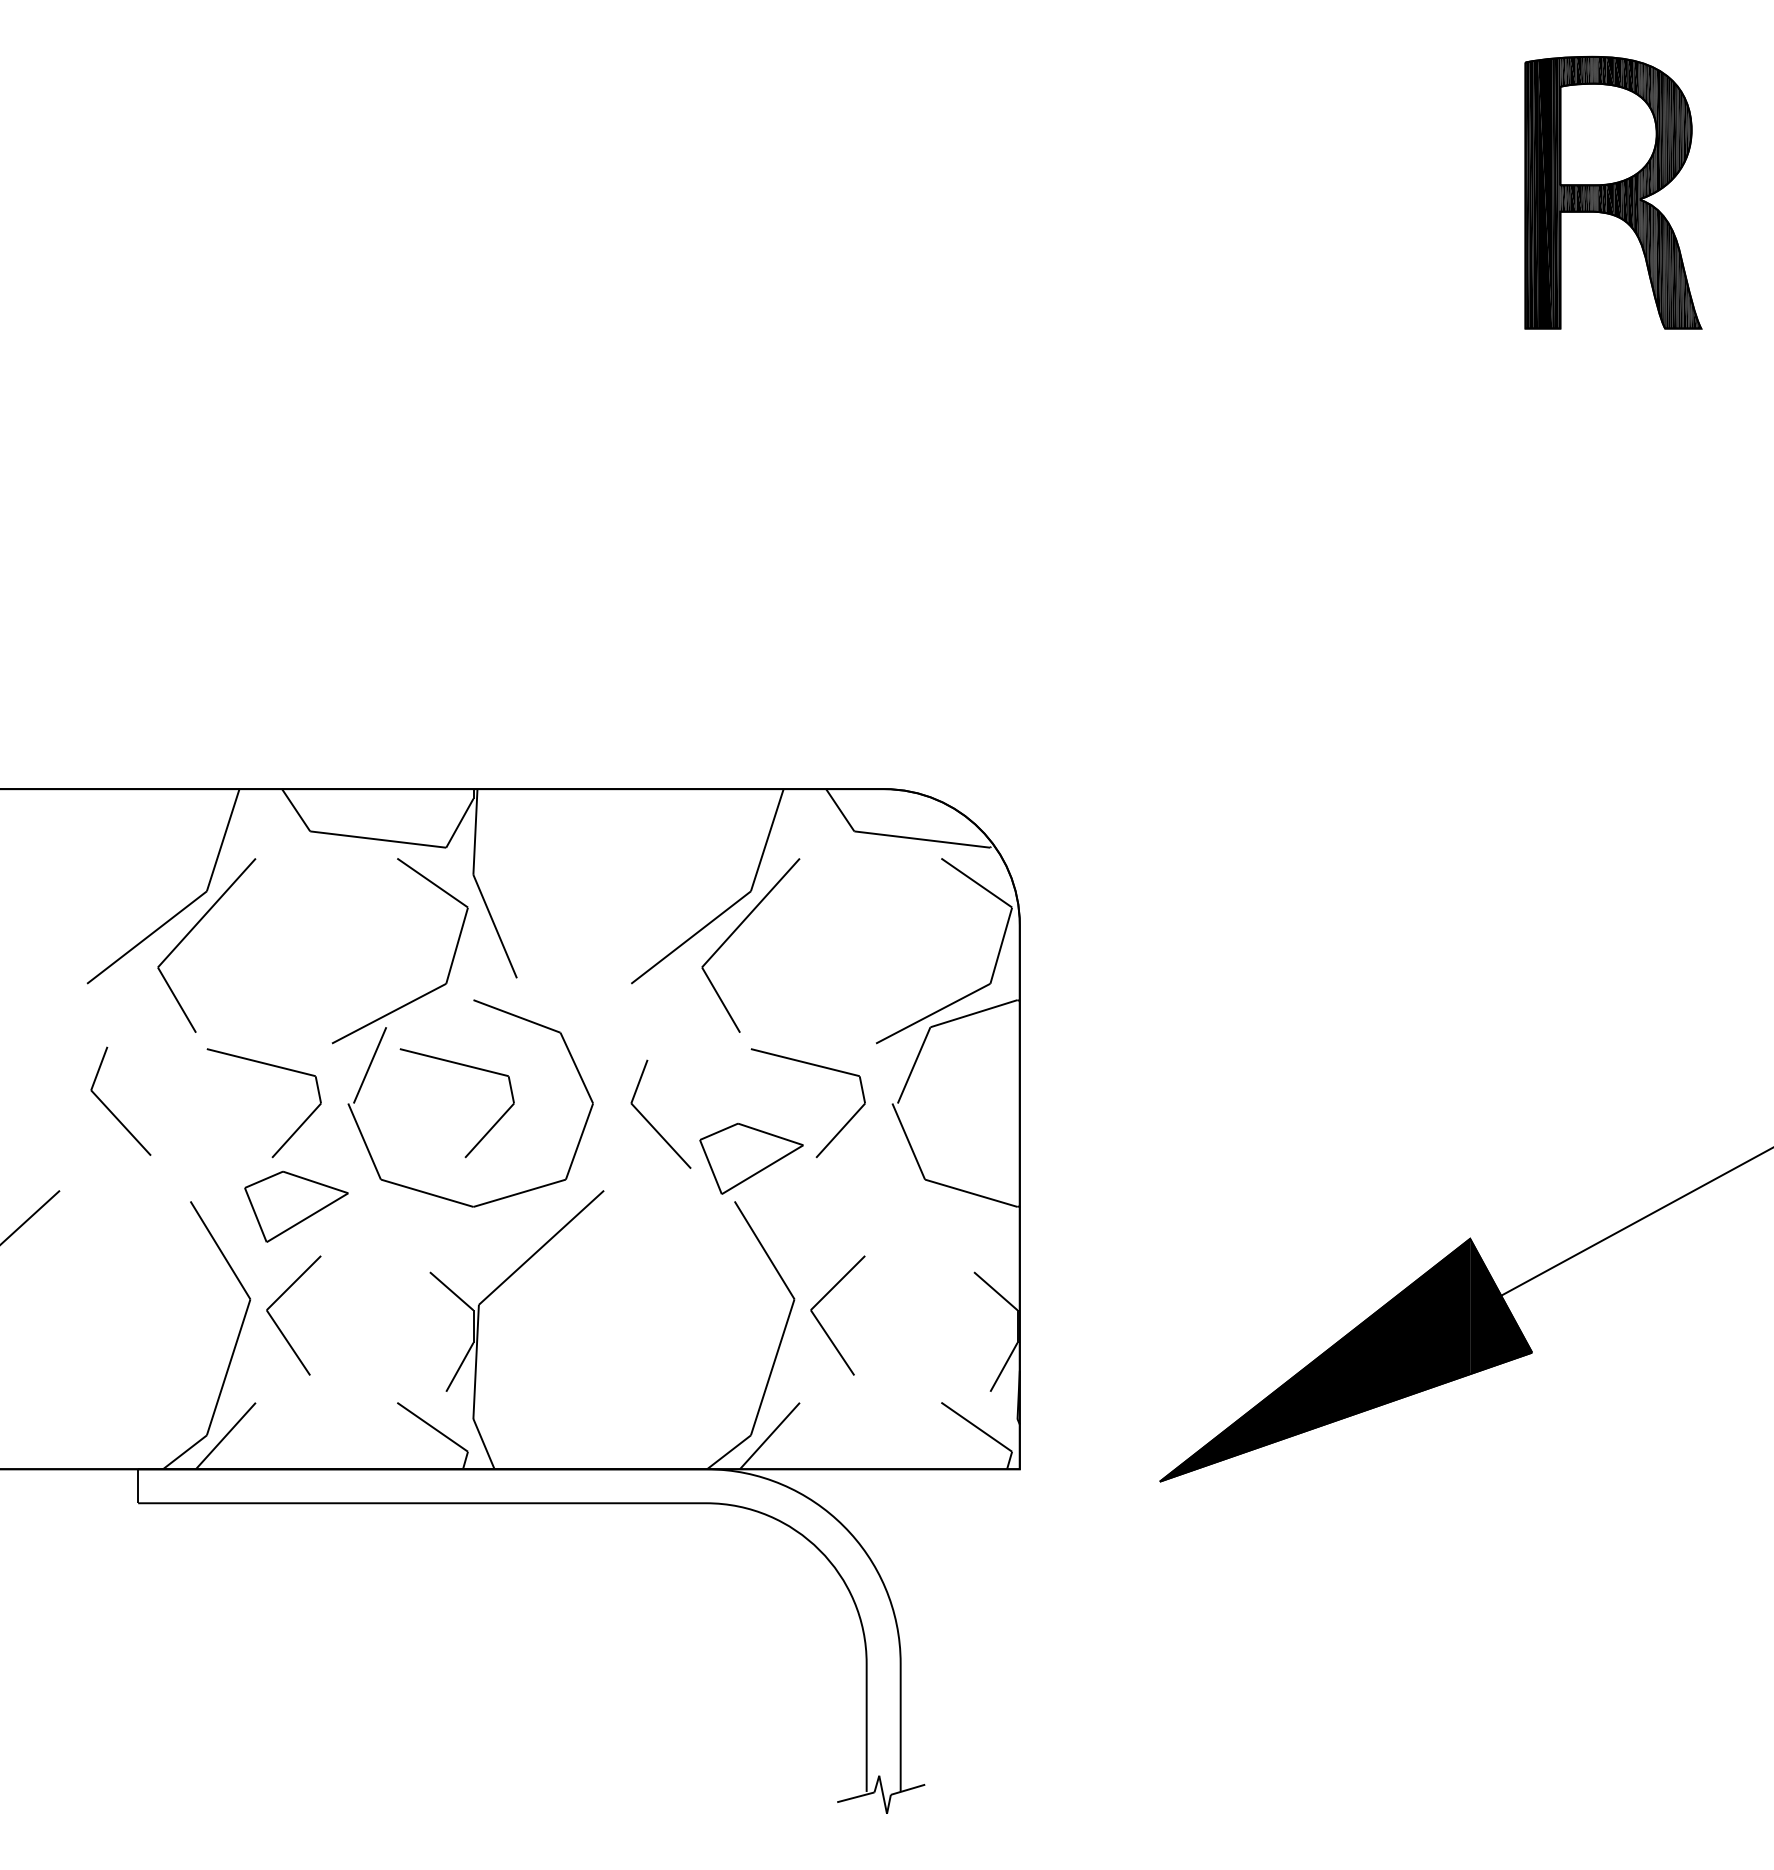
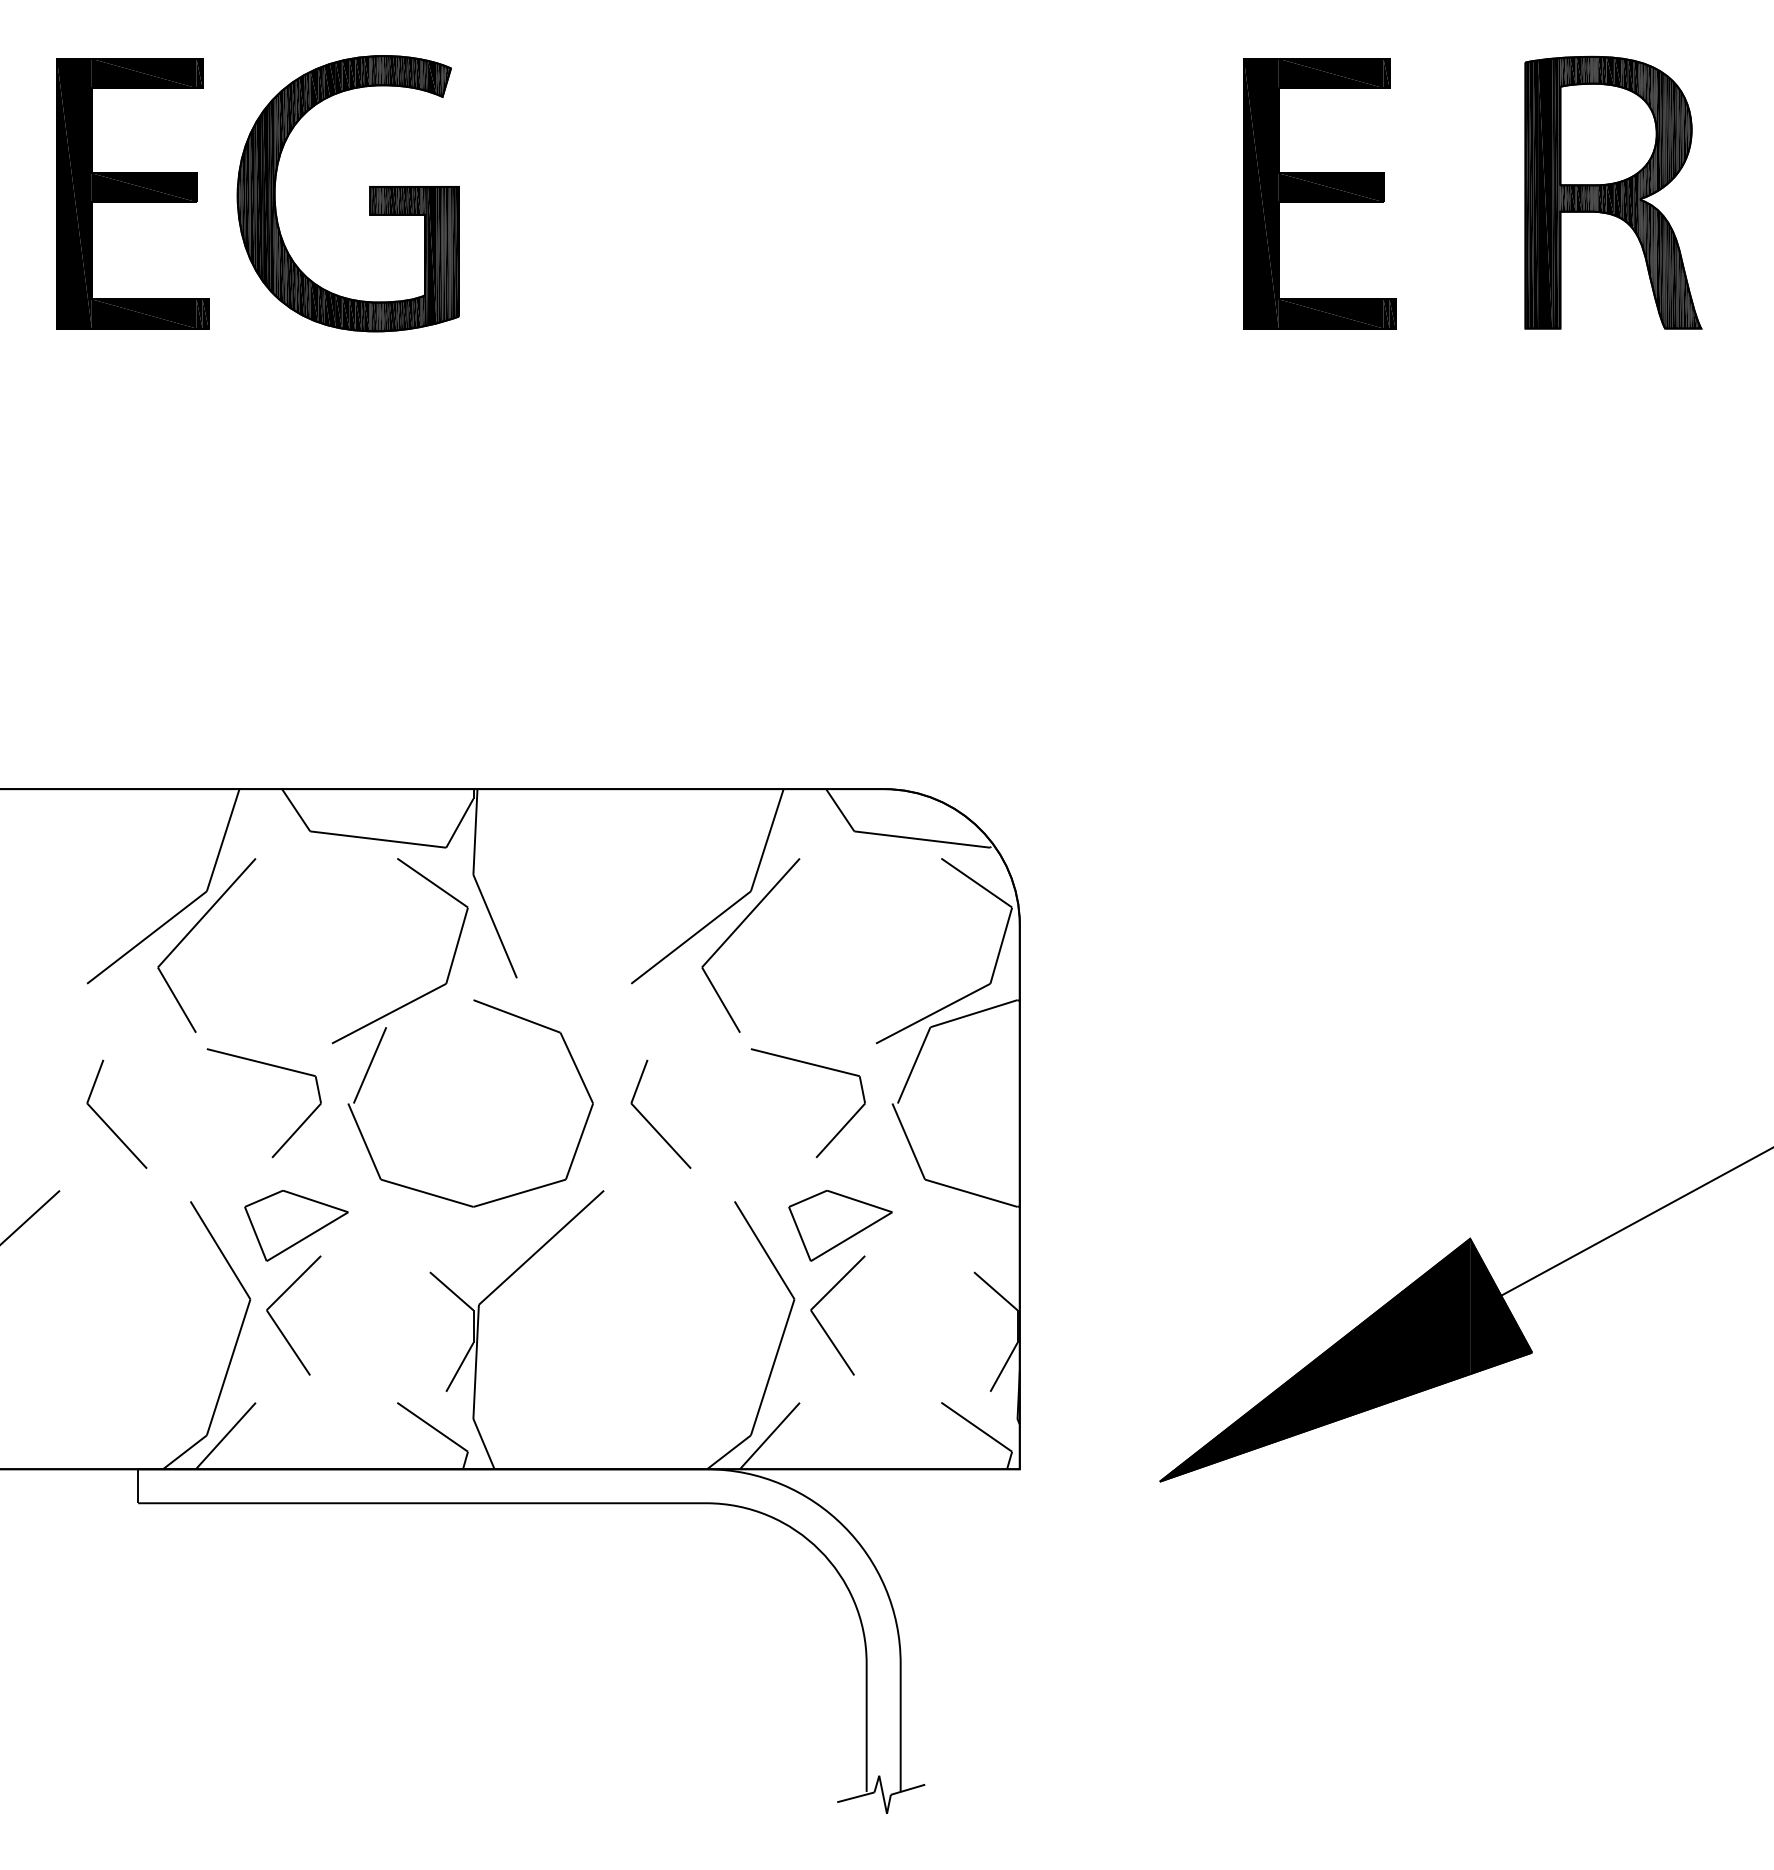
part: none -> present (132, 193)
part: none -> present (369, 193)
part: none -> present (1319, 193)
part: present -> none (464, 1066)
part position: (110, 1109) -> (106, 1122) (106, 1122)
part position: (751, 1158) -> (840, 1225) (840, 1225)
part position: (296, 1206) -> (296, 1225) (296, 1225)
